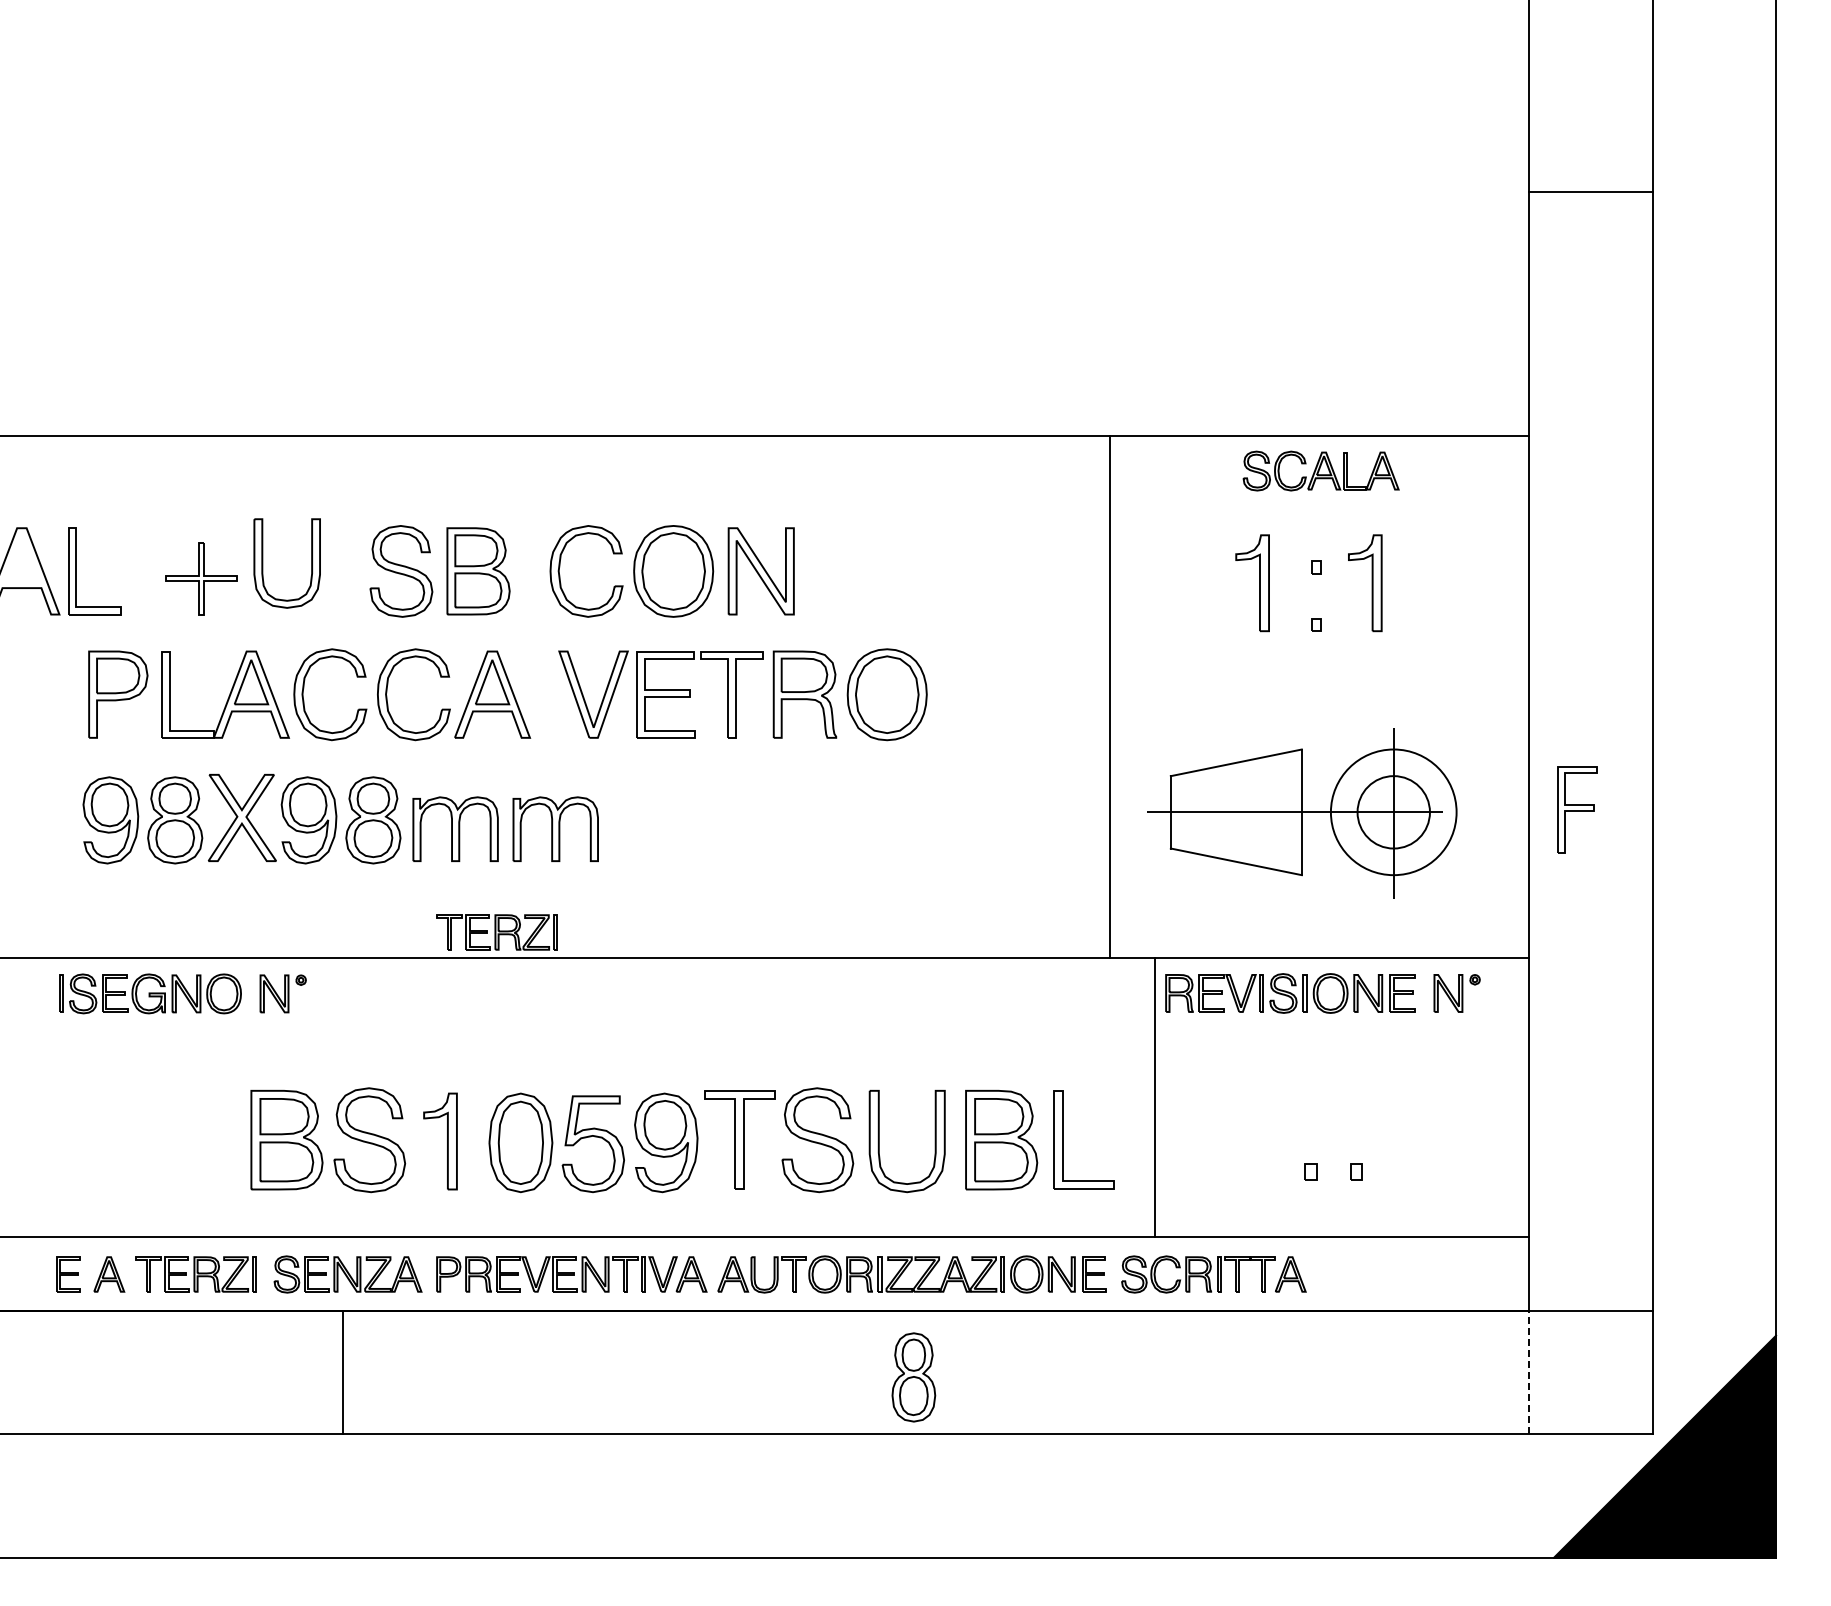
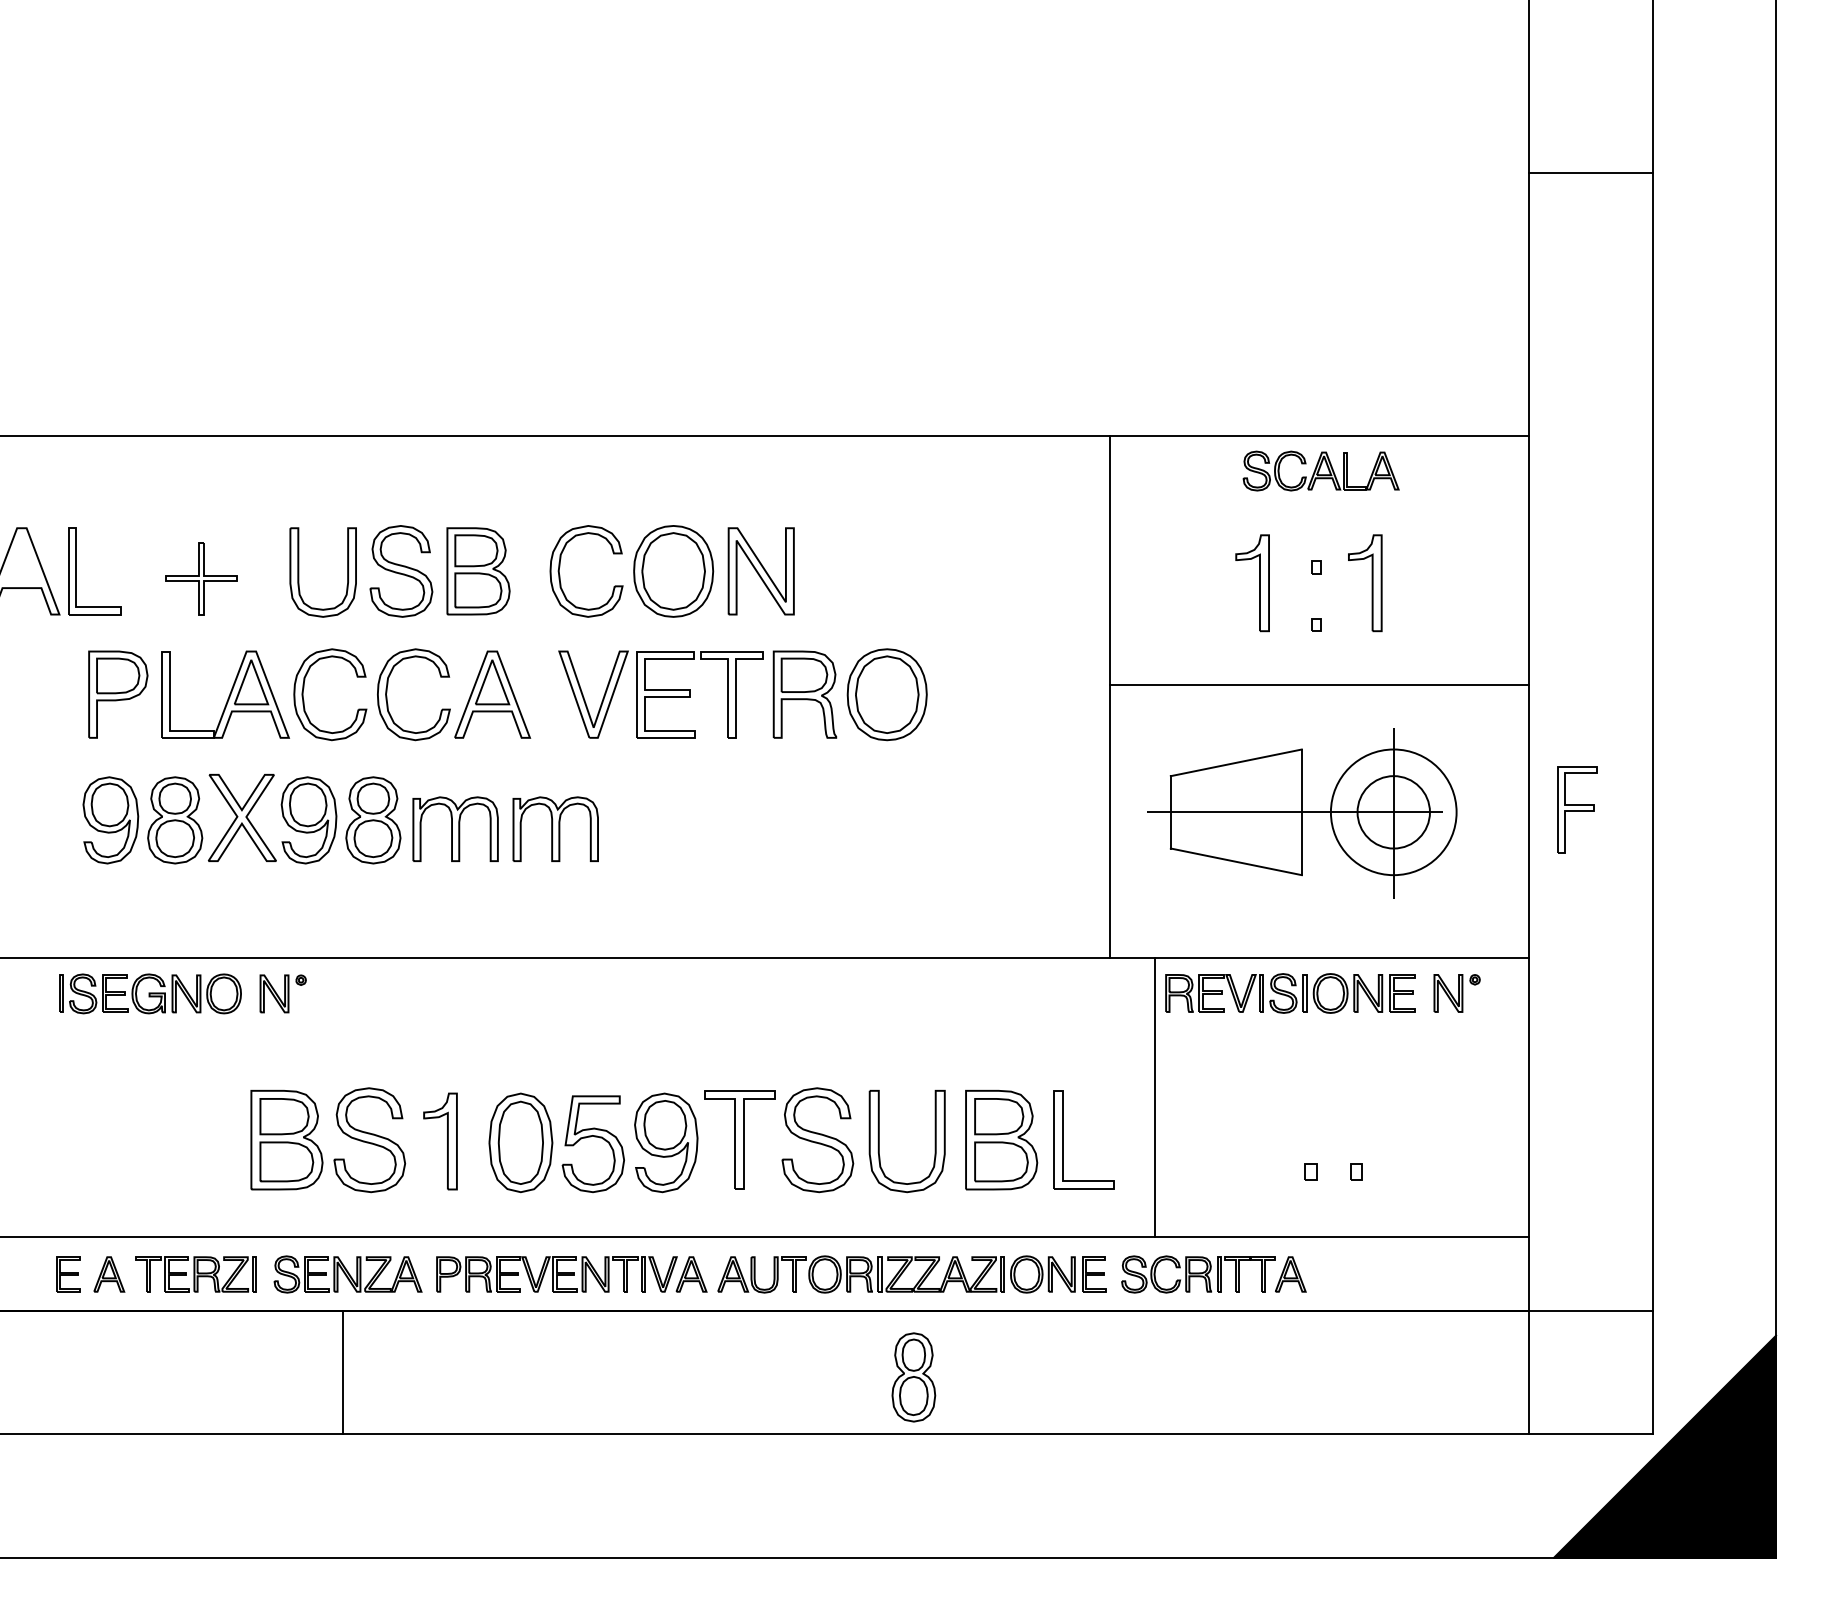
line position: (1590, 191) -> (1590, 172) (1590, 172)
part position: (263, 563) -> (299, 572) (299, 572)
line: none -> present (1319, 685)
part: present -> none (496, 932)
line: dashed -> solid (1529, 1372)
